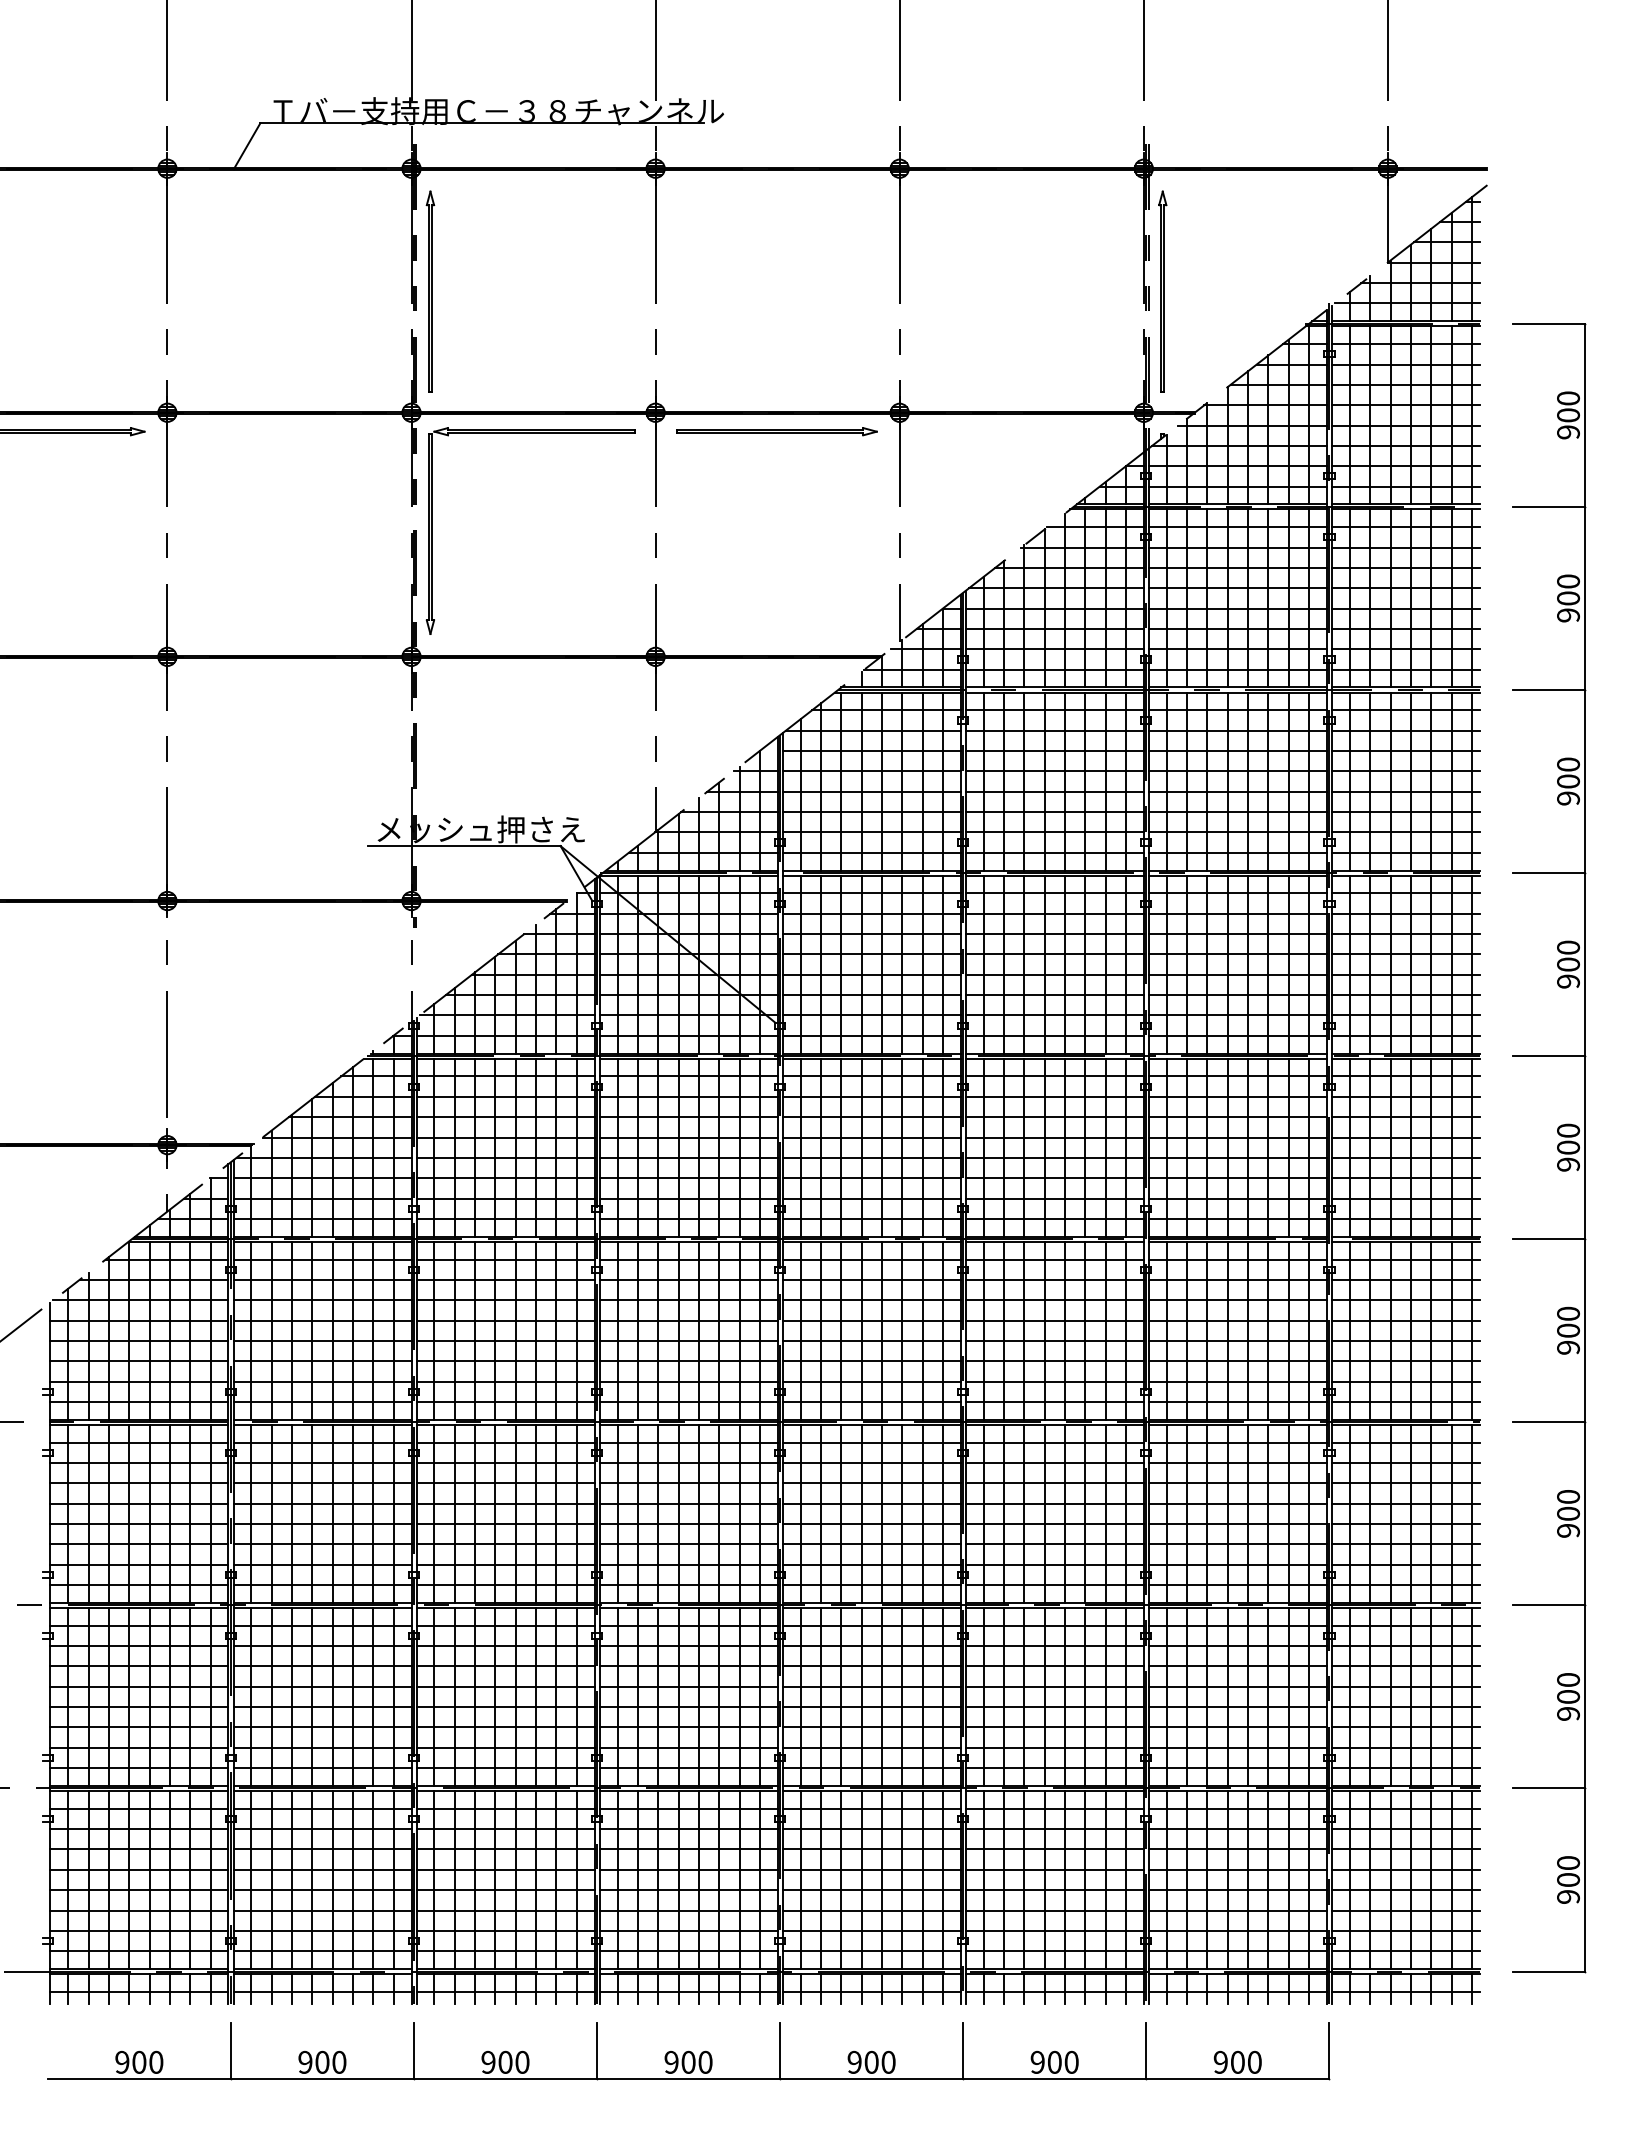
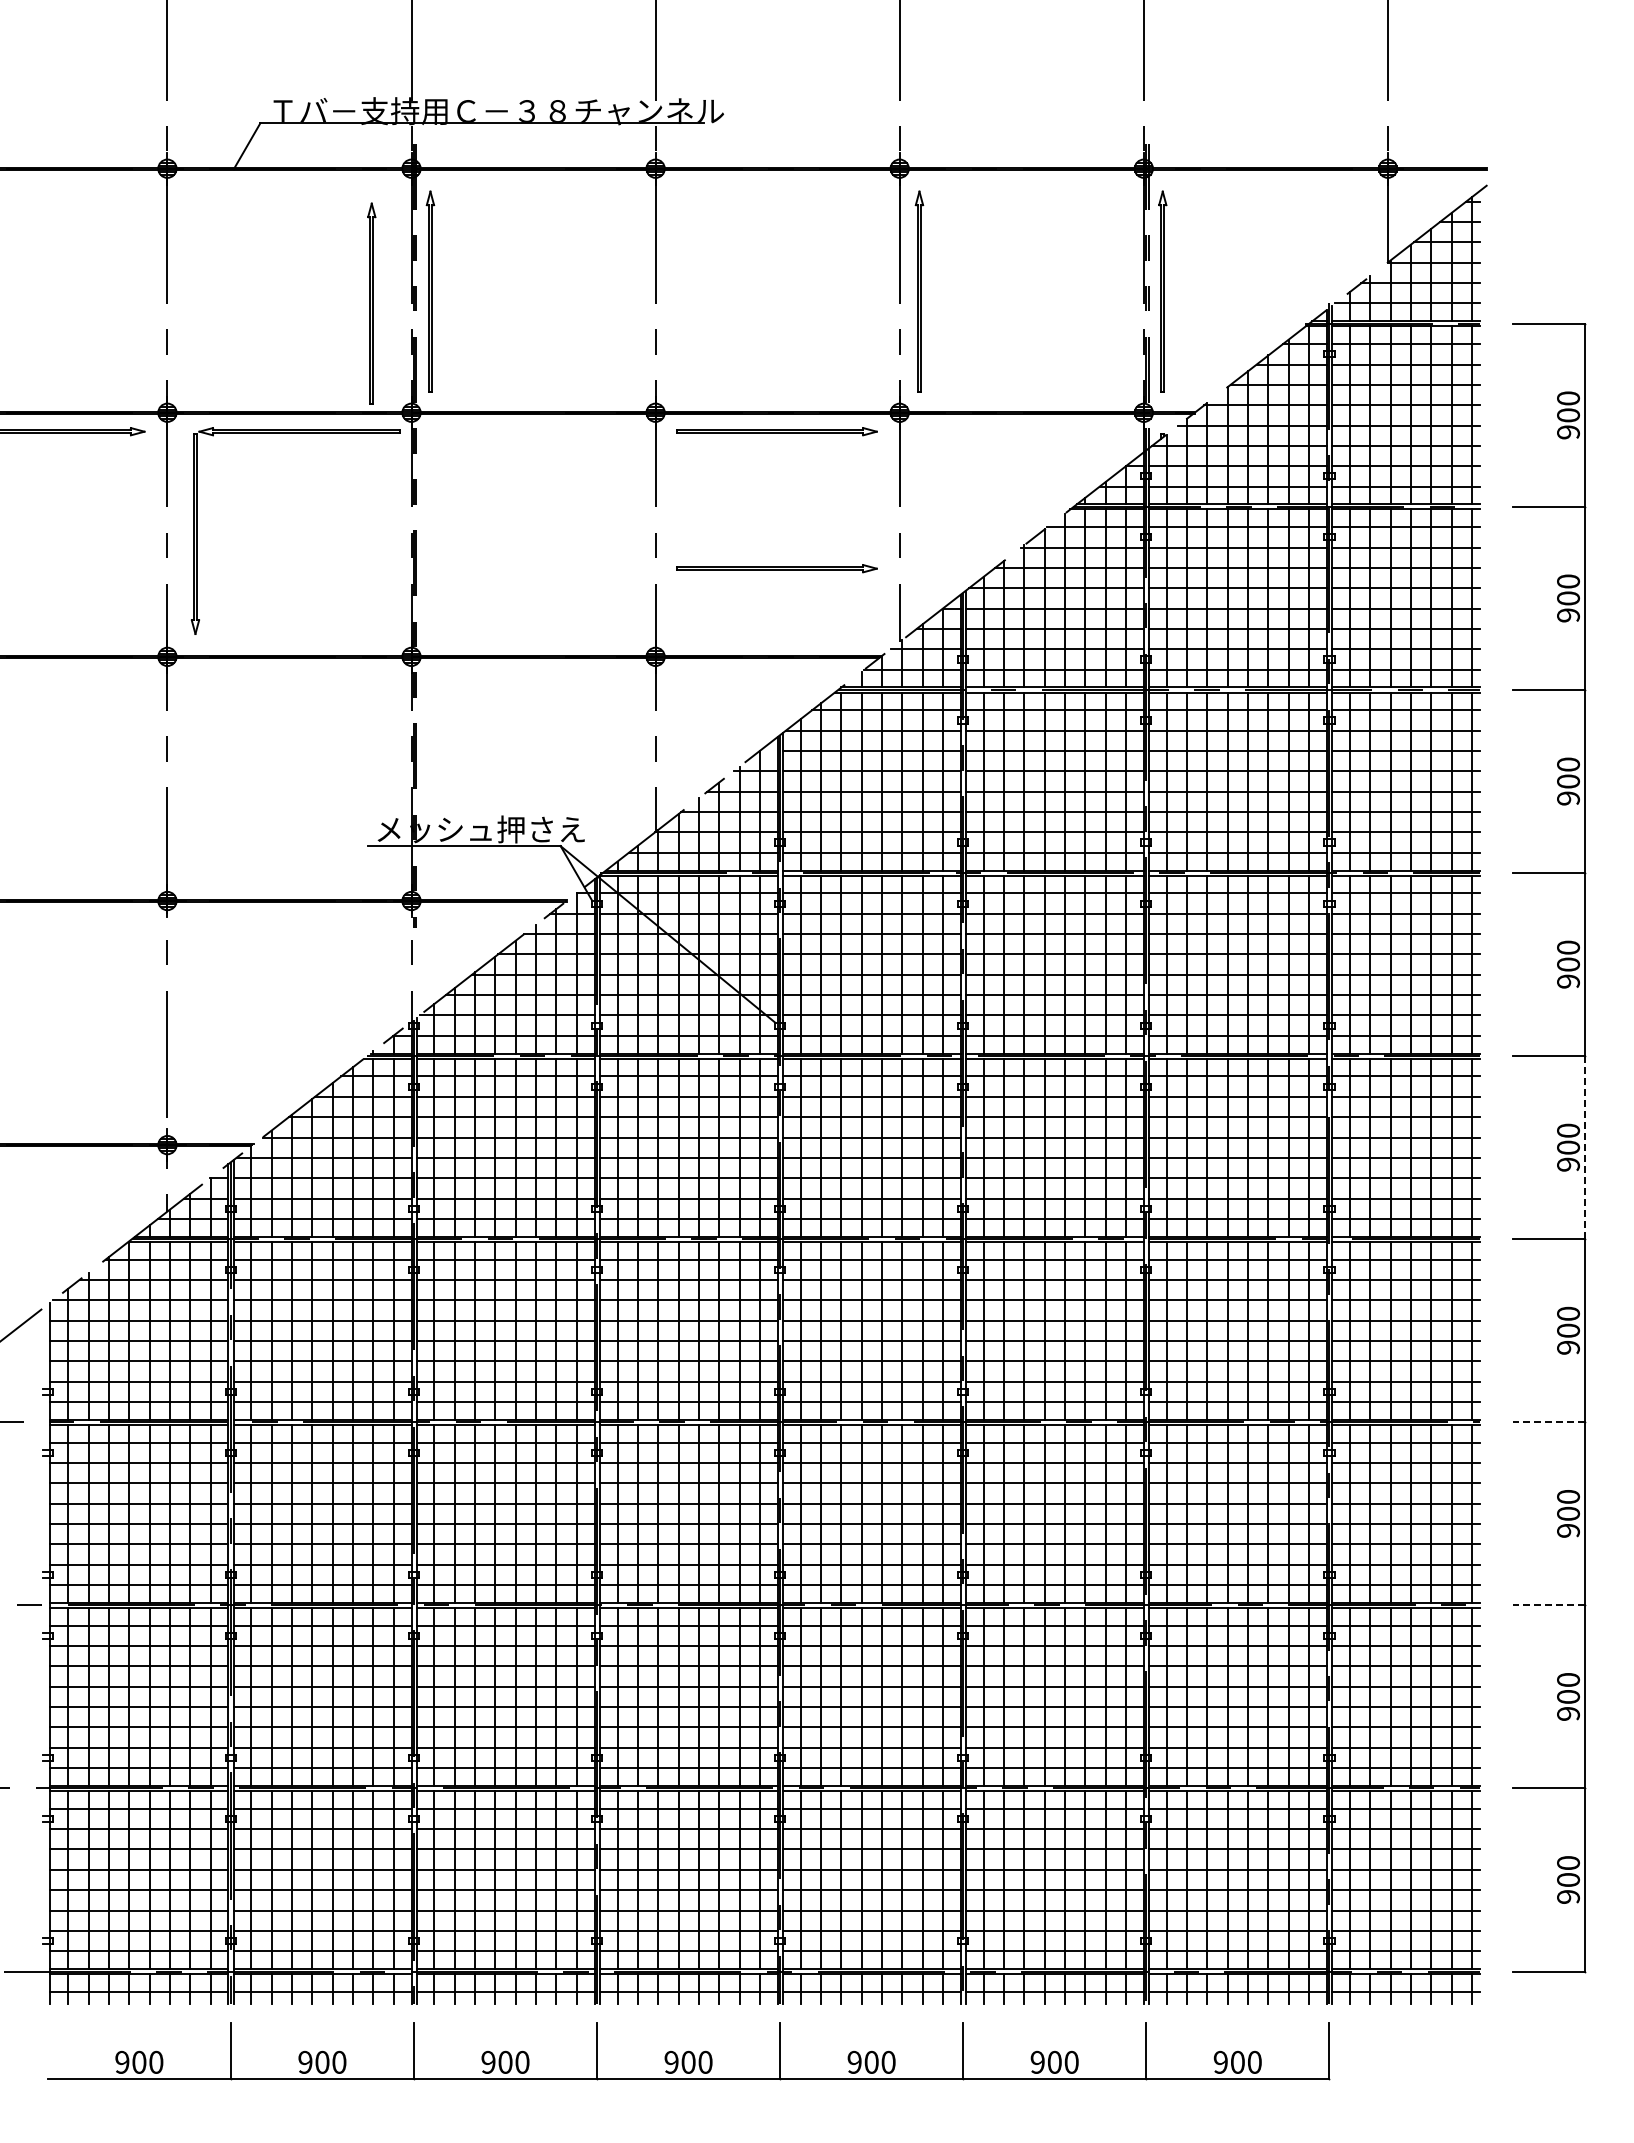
part: none -> present (919, 291)
part: none -> present (371, 303)
part position: (530, 433) -> (295, 433) (295, 433)
part: none -> present (776, 568)
line: solid -> dashed (1584, 1147)
line: solid -> dashed (1548, 1422)
line: solid -> dashed (1548, 1605)
